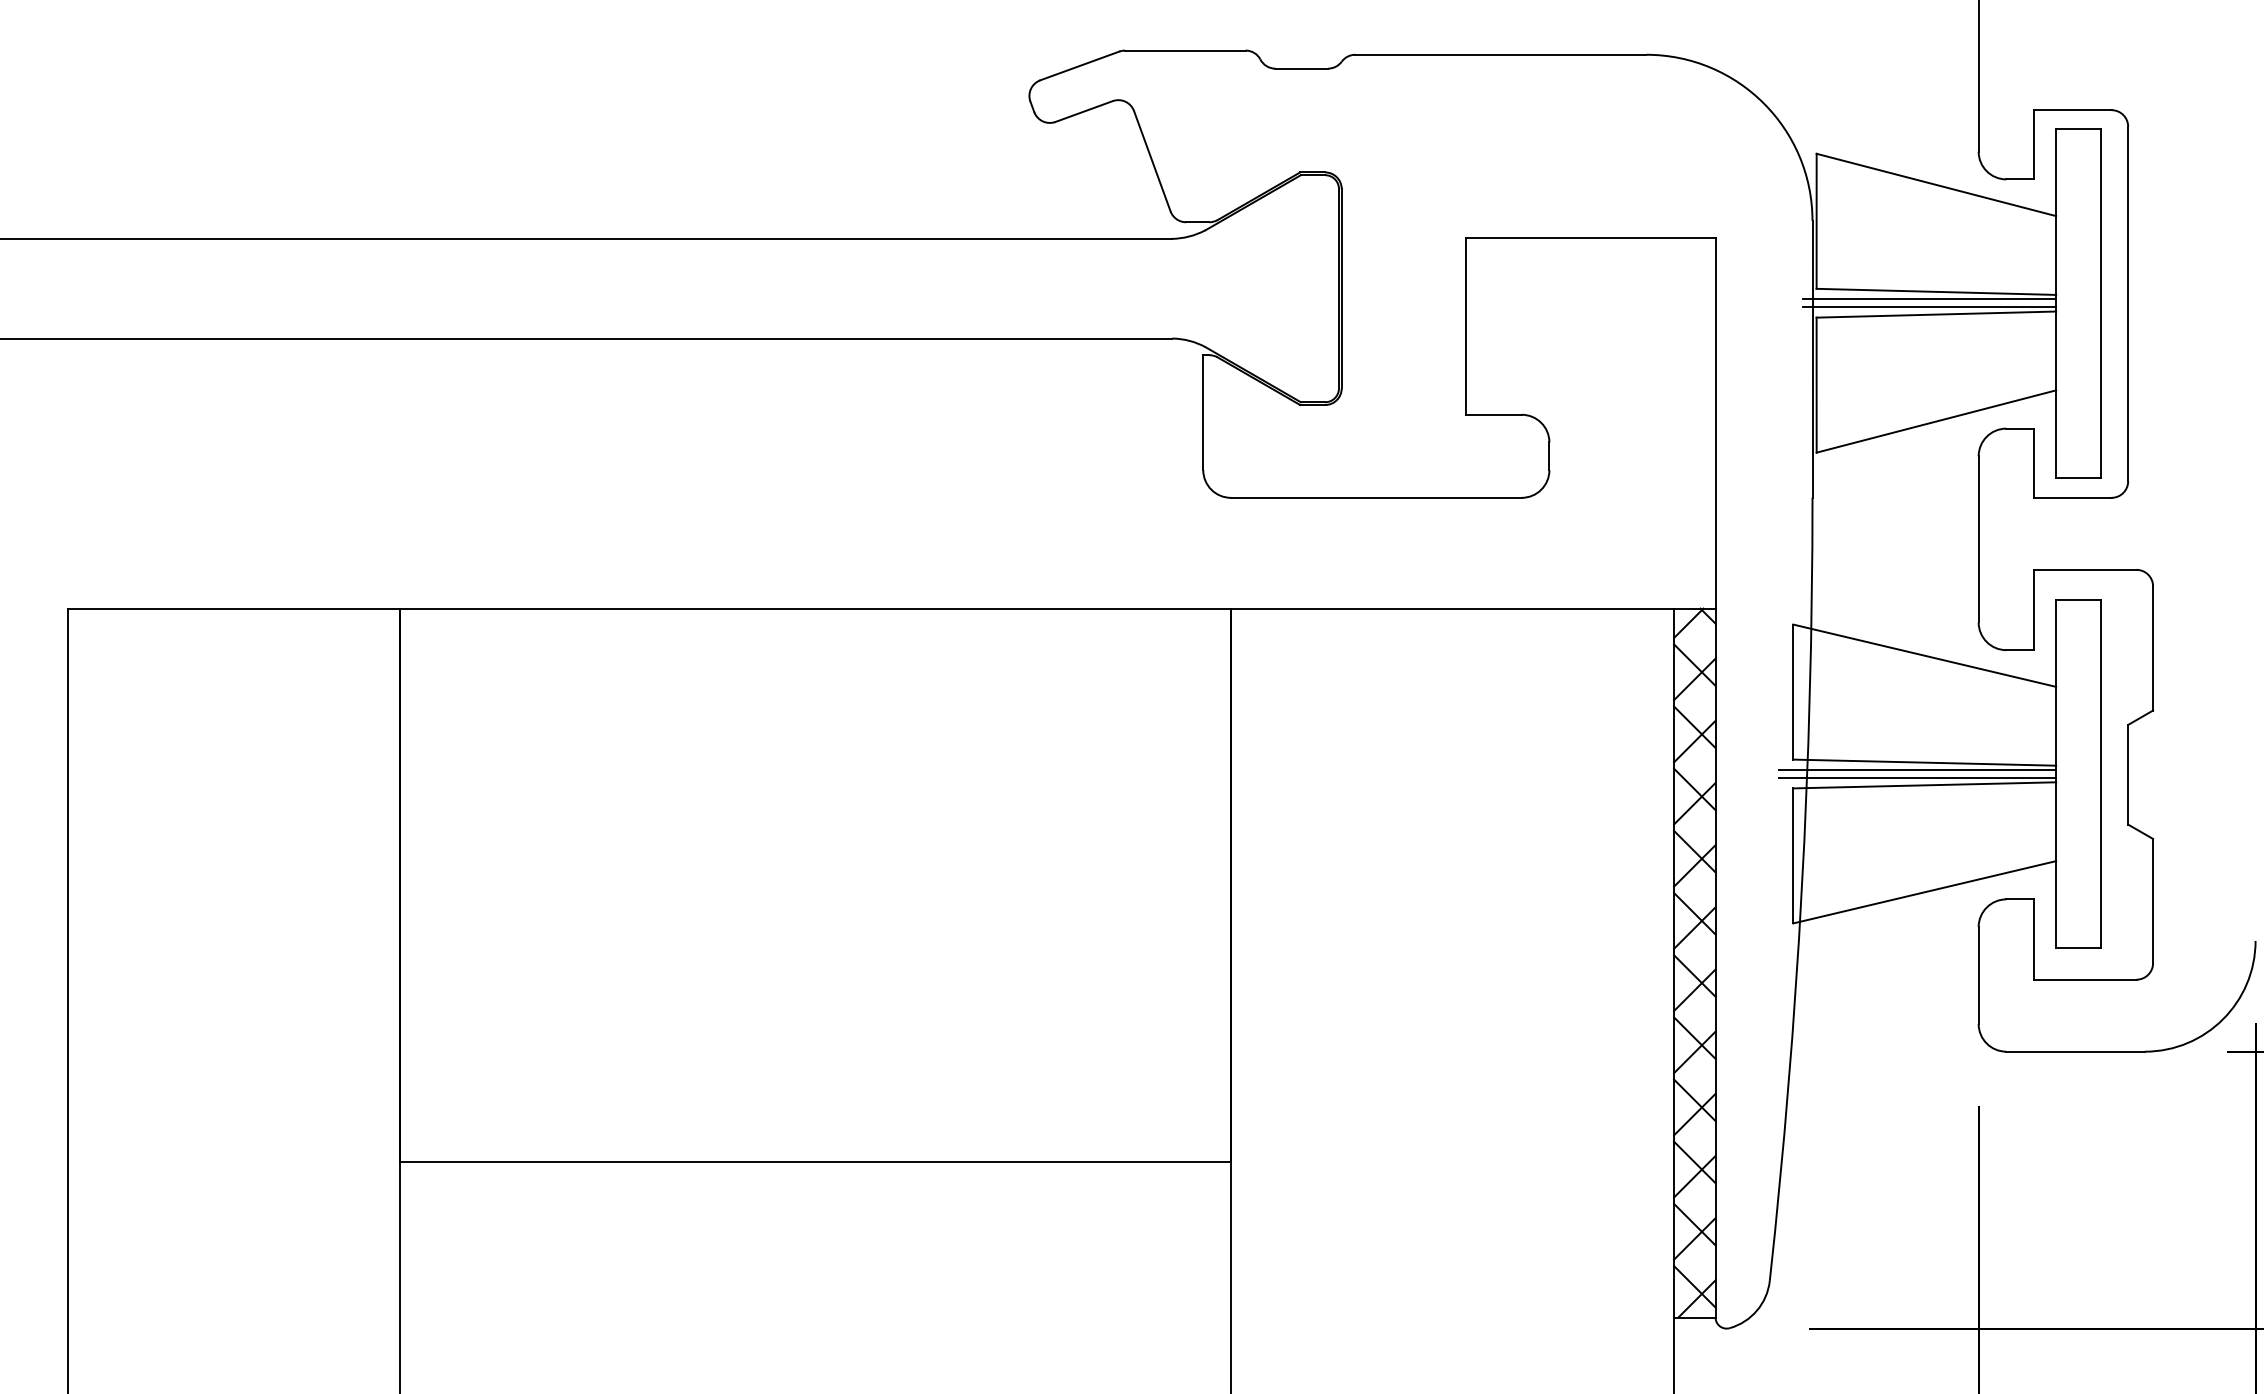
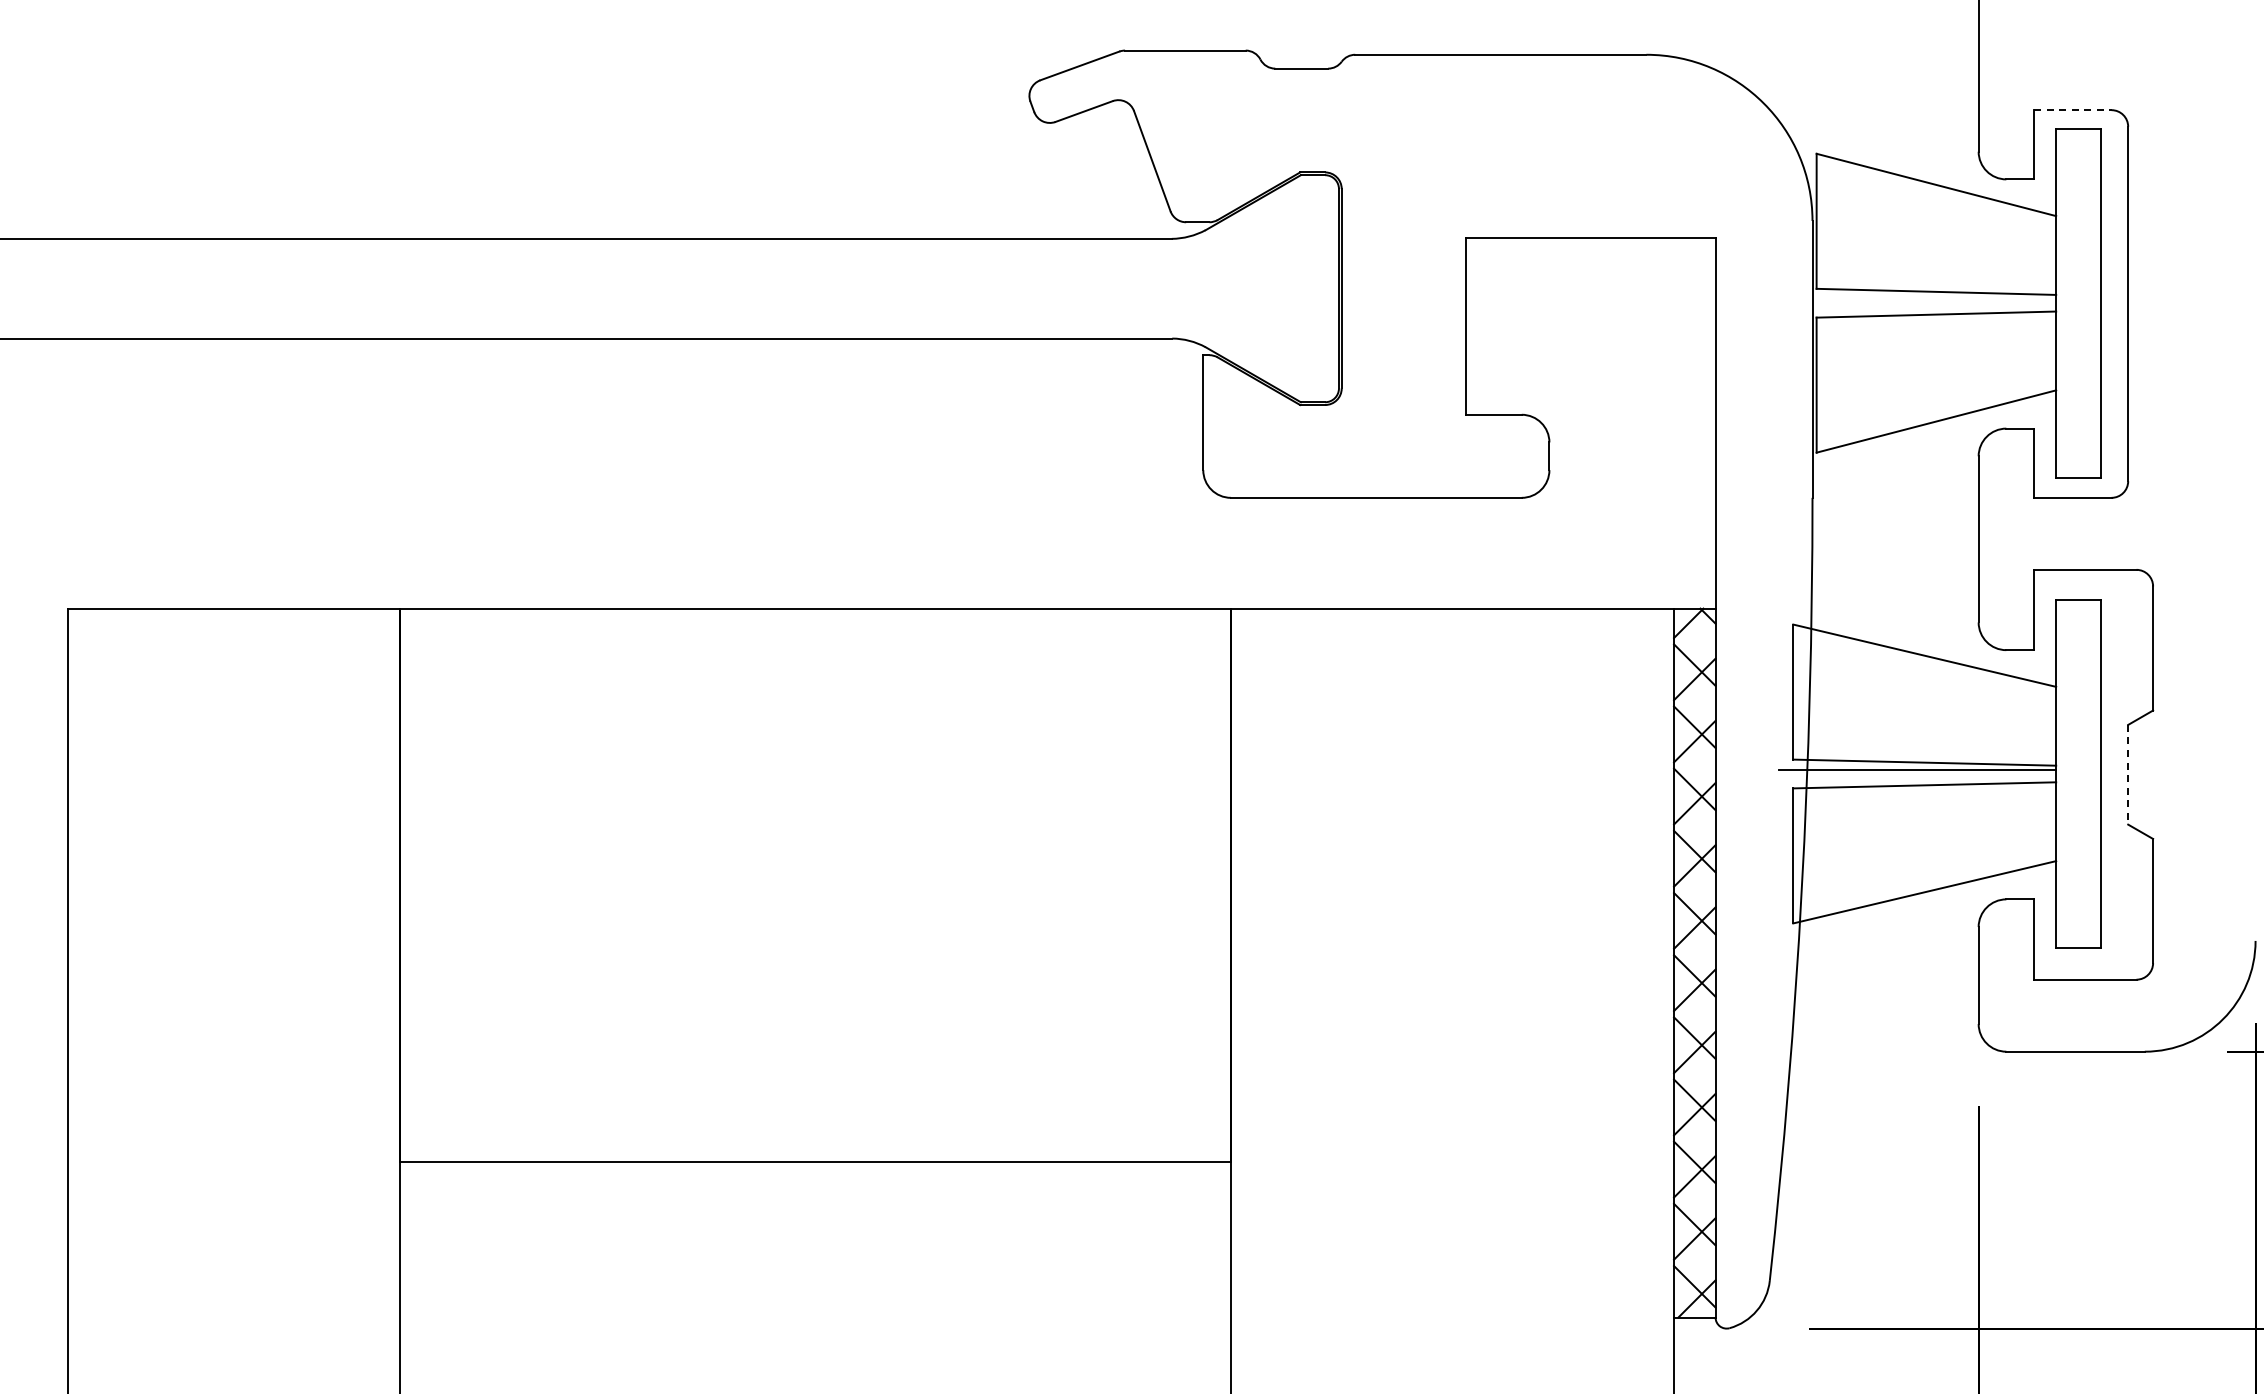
line: solid -> dashed (2072, 110)
line: present -> none (1929, 299)
line: present -> none (1929, 307)
line: solid -> dashed (2128, 774)
line: present -> none (1917, 778)
